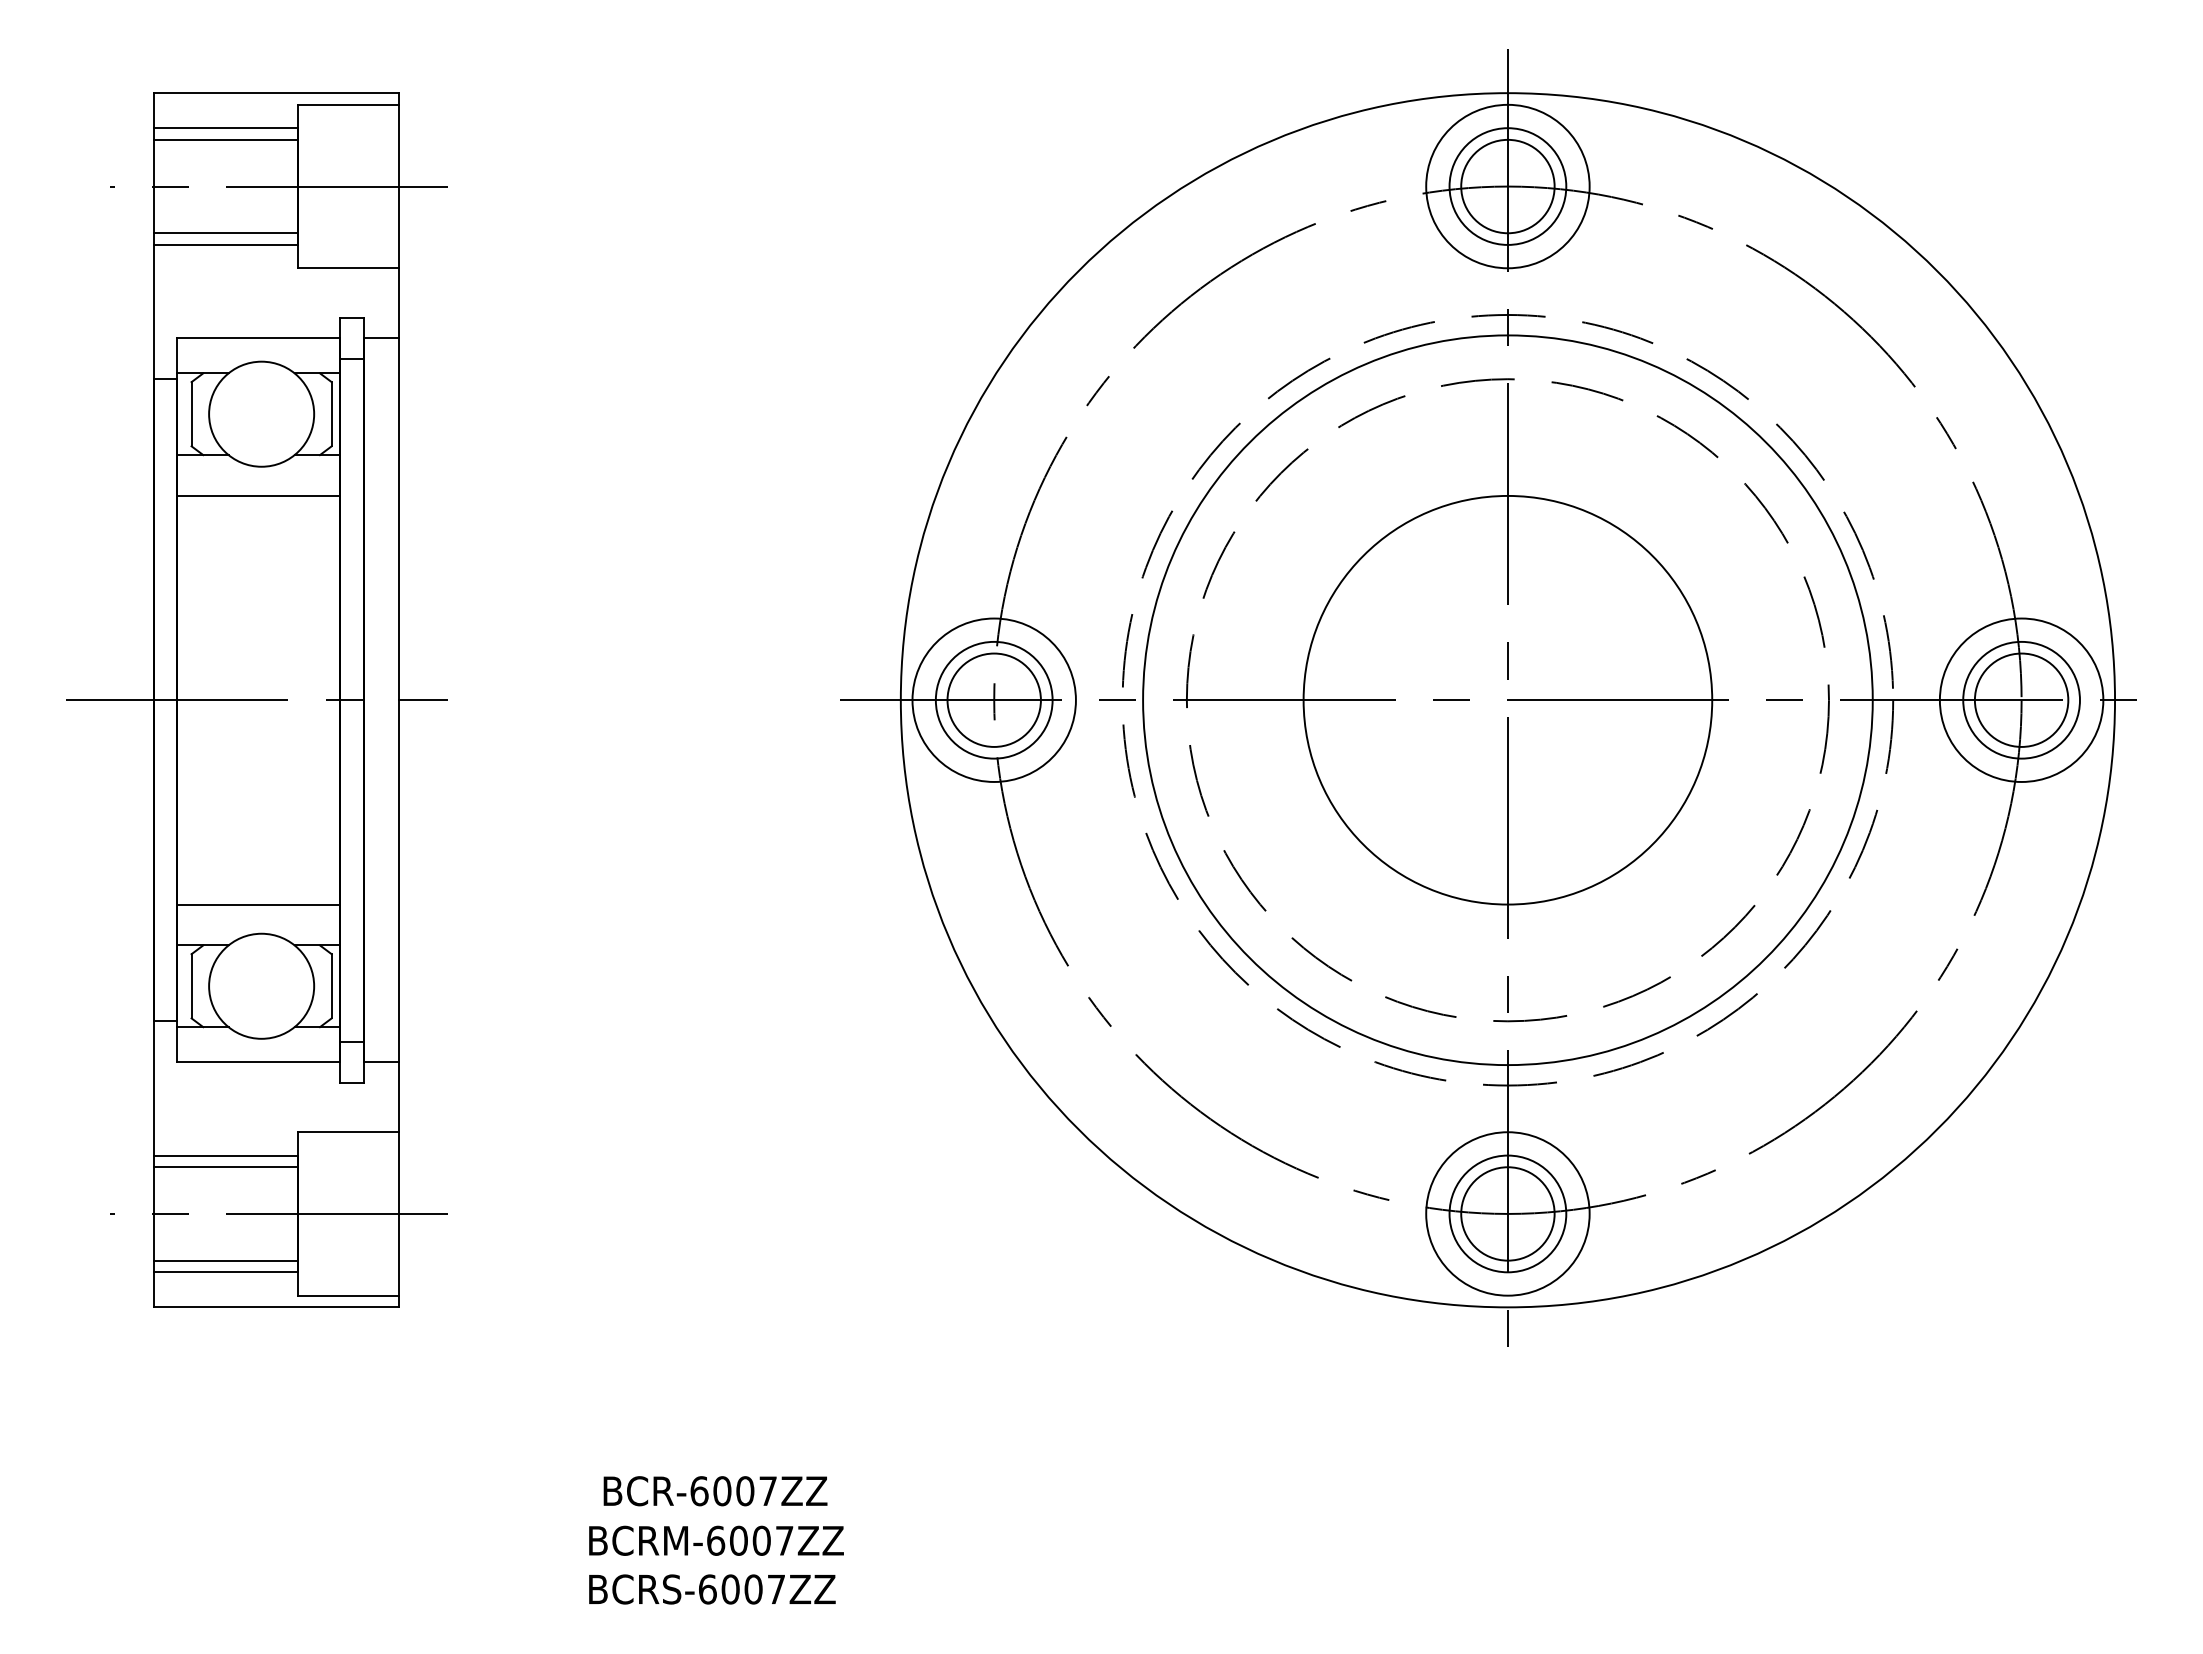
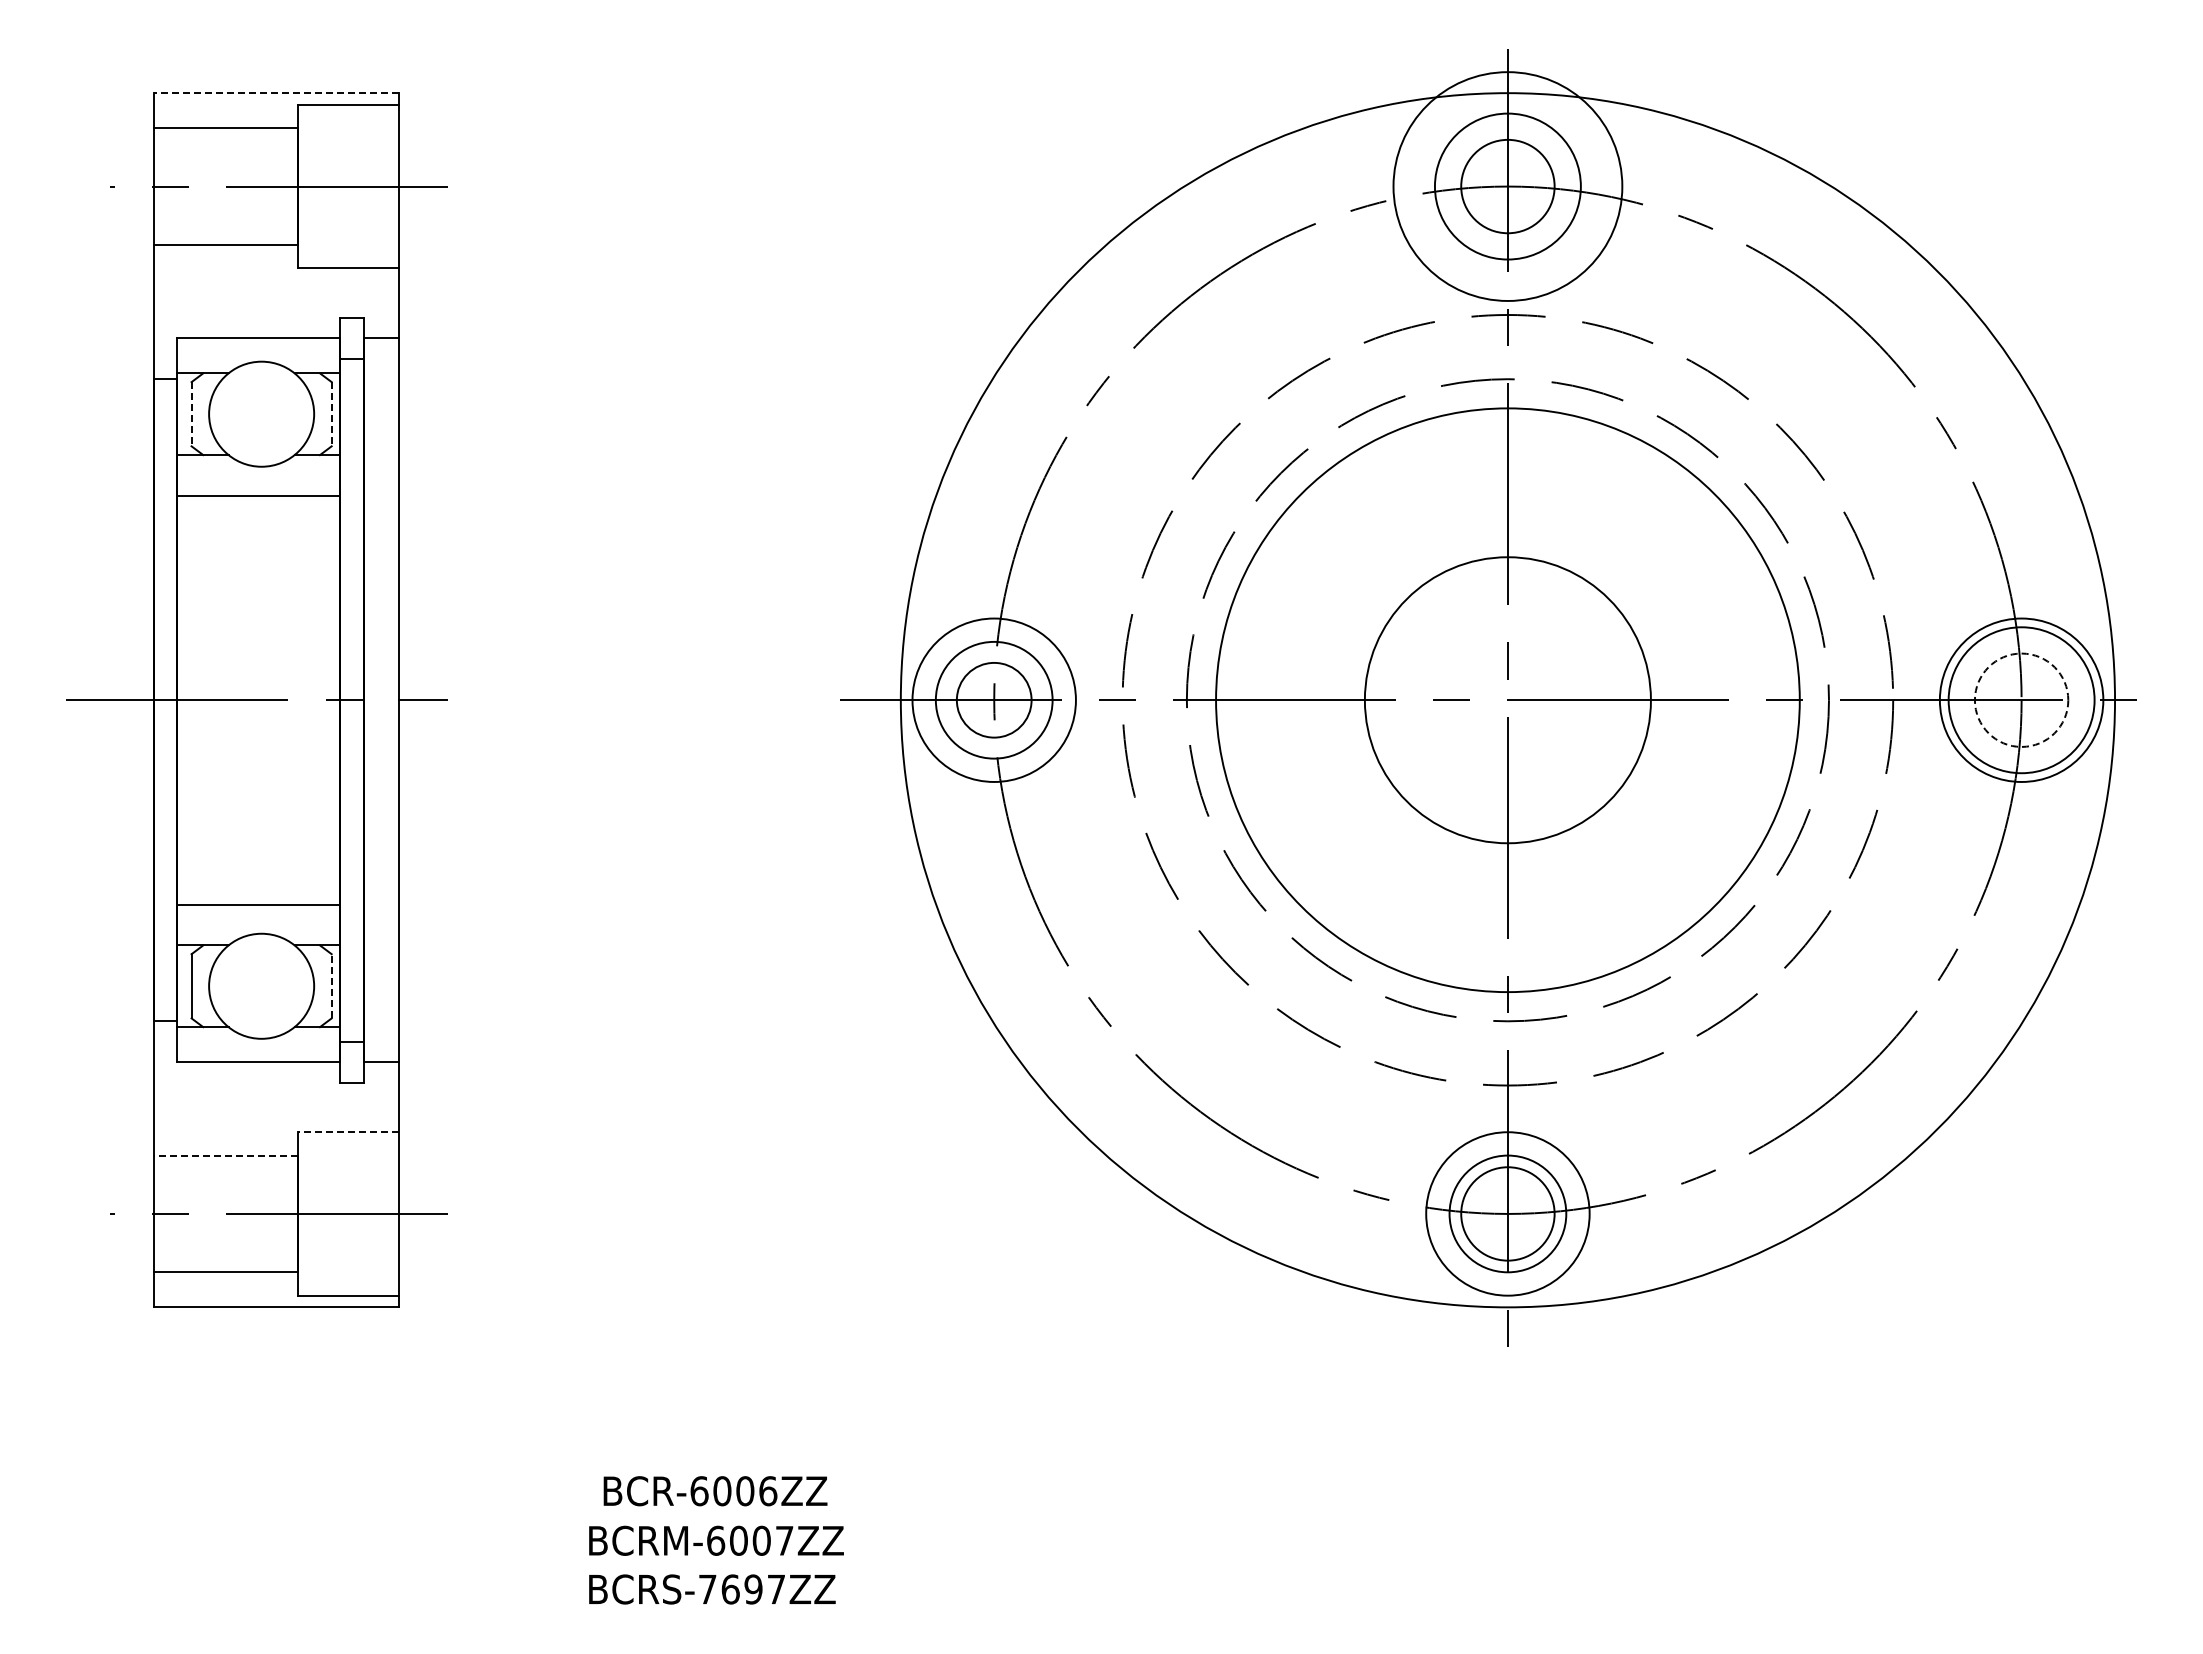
line: solid -> dashed (276, 93)
line: present -> none (225, 139)
circle diameter: 117 px -> 146 px (1507, 186)
circle diameter: 163 px -> 229 px (1507, 186)
line: present -> none (225, 233)
line: solid -> dashed (191, 414)
line: solid -> dashed (331, 414)
circle diameter: 93 px -> 75 px (993, 699)
circle diameter: 409 px -> 286 px (1507, 700)
circle diameter: 117 px -> 146 px (2021, 700)
circle: solid -> dashed (2021, 699)
circle diameter: 730 px -> 584 px (1507, 700)
line: solid -> dashed (331, 985)
line: solid -> dashed (348, 1132)
line: solid -> dashed (225, 1155)
line: present -> none (225, 1167)
line: present -> none (225, 1260)
text: BCR-6007ZZ -> BCR-6006ZZ (768, 1491)
text: BCRS-6007ZZ -> BCRS-7697ZZ (730, 1589)
